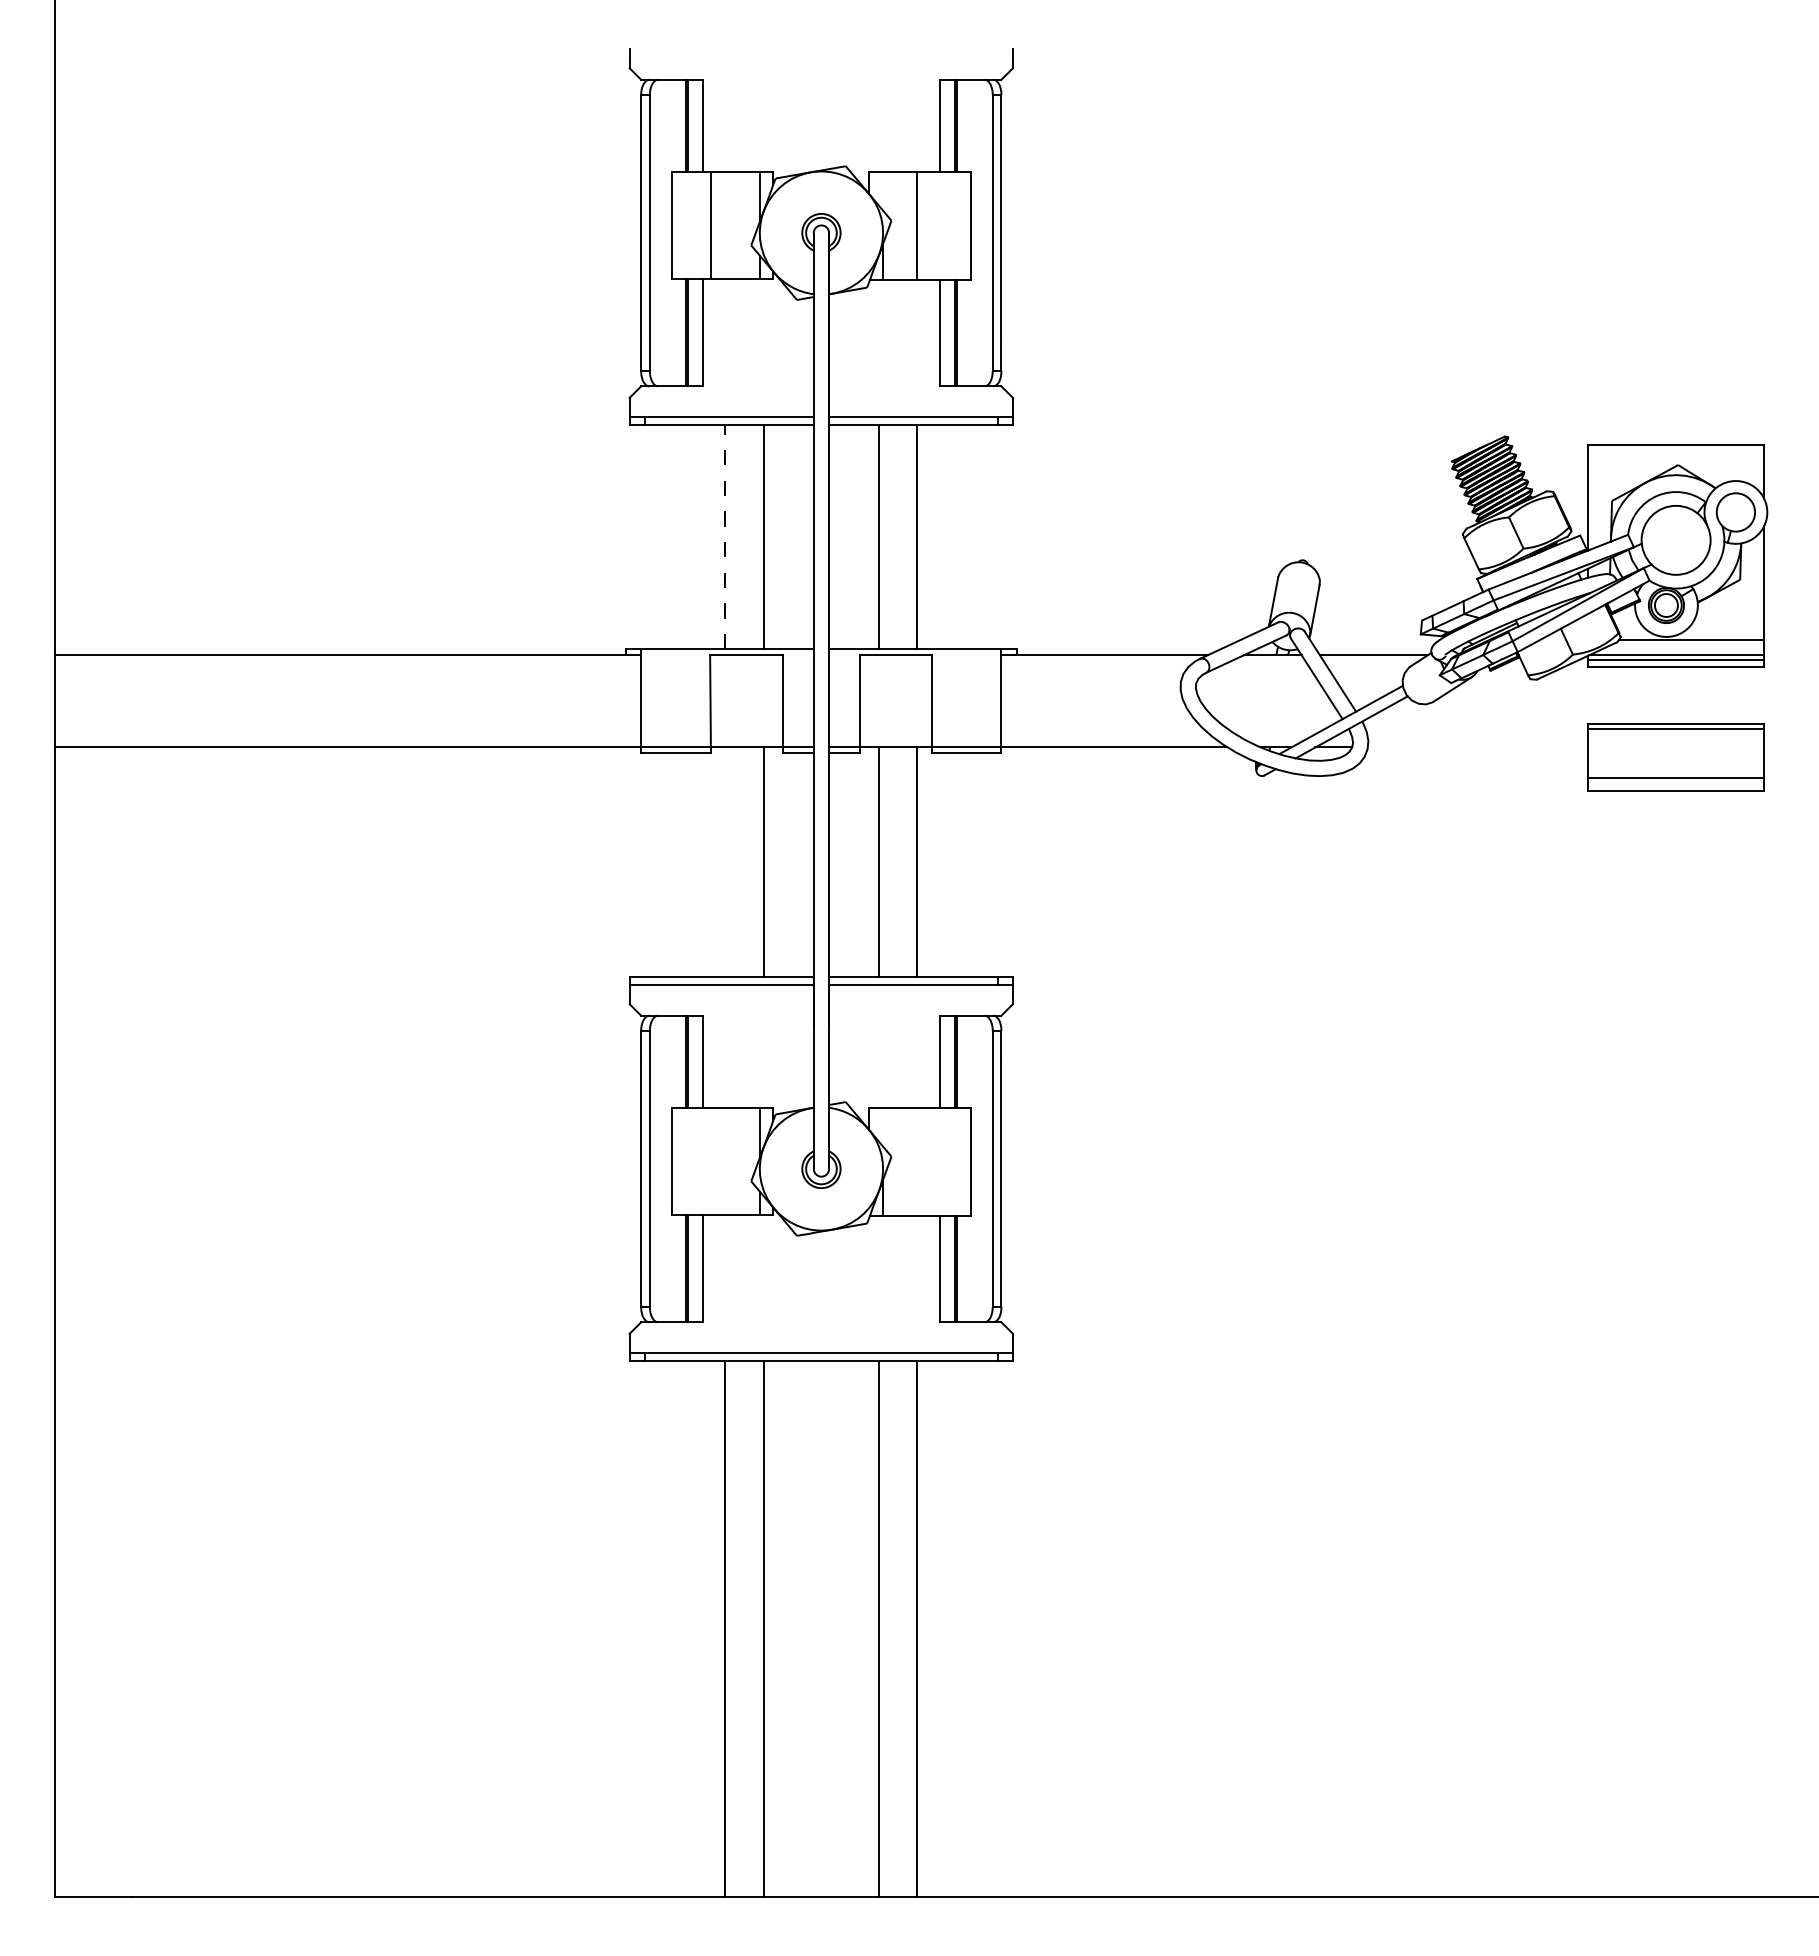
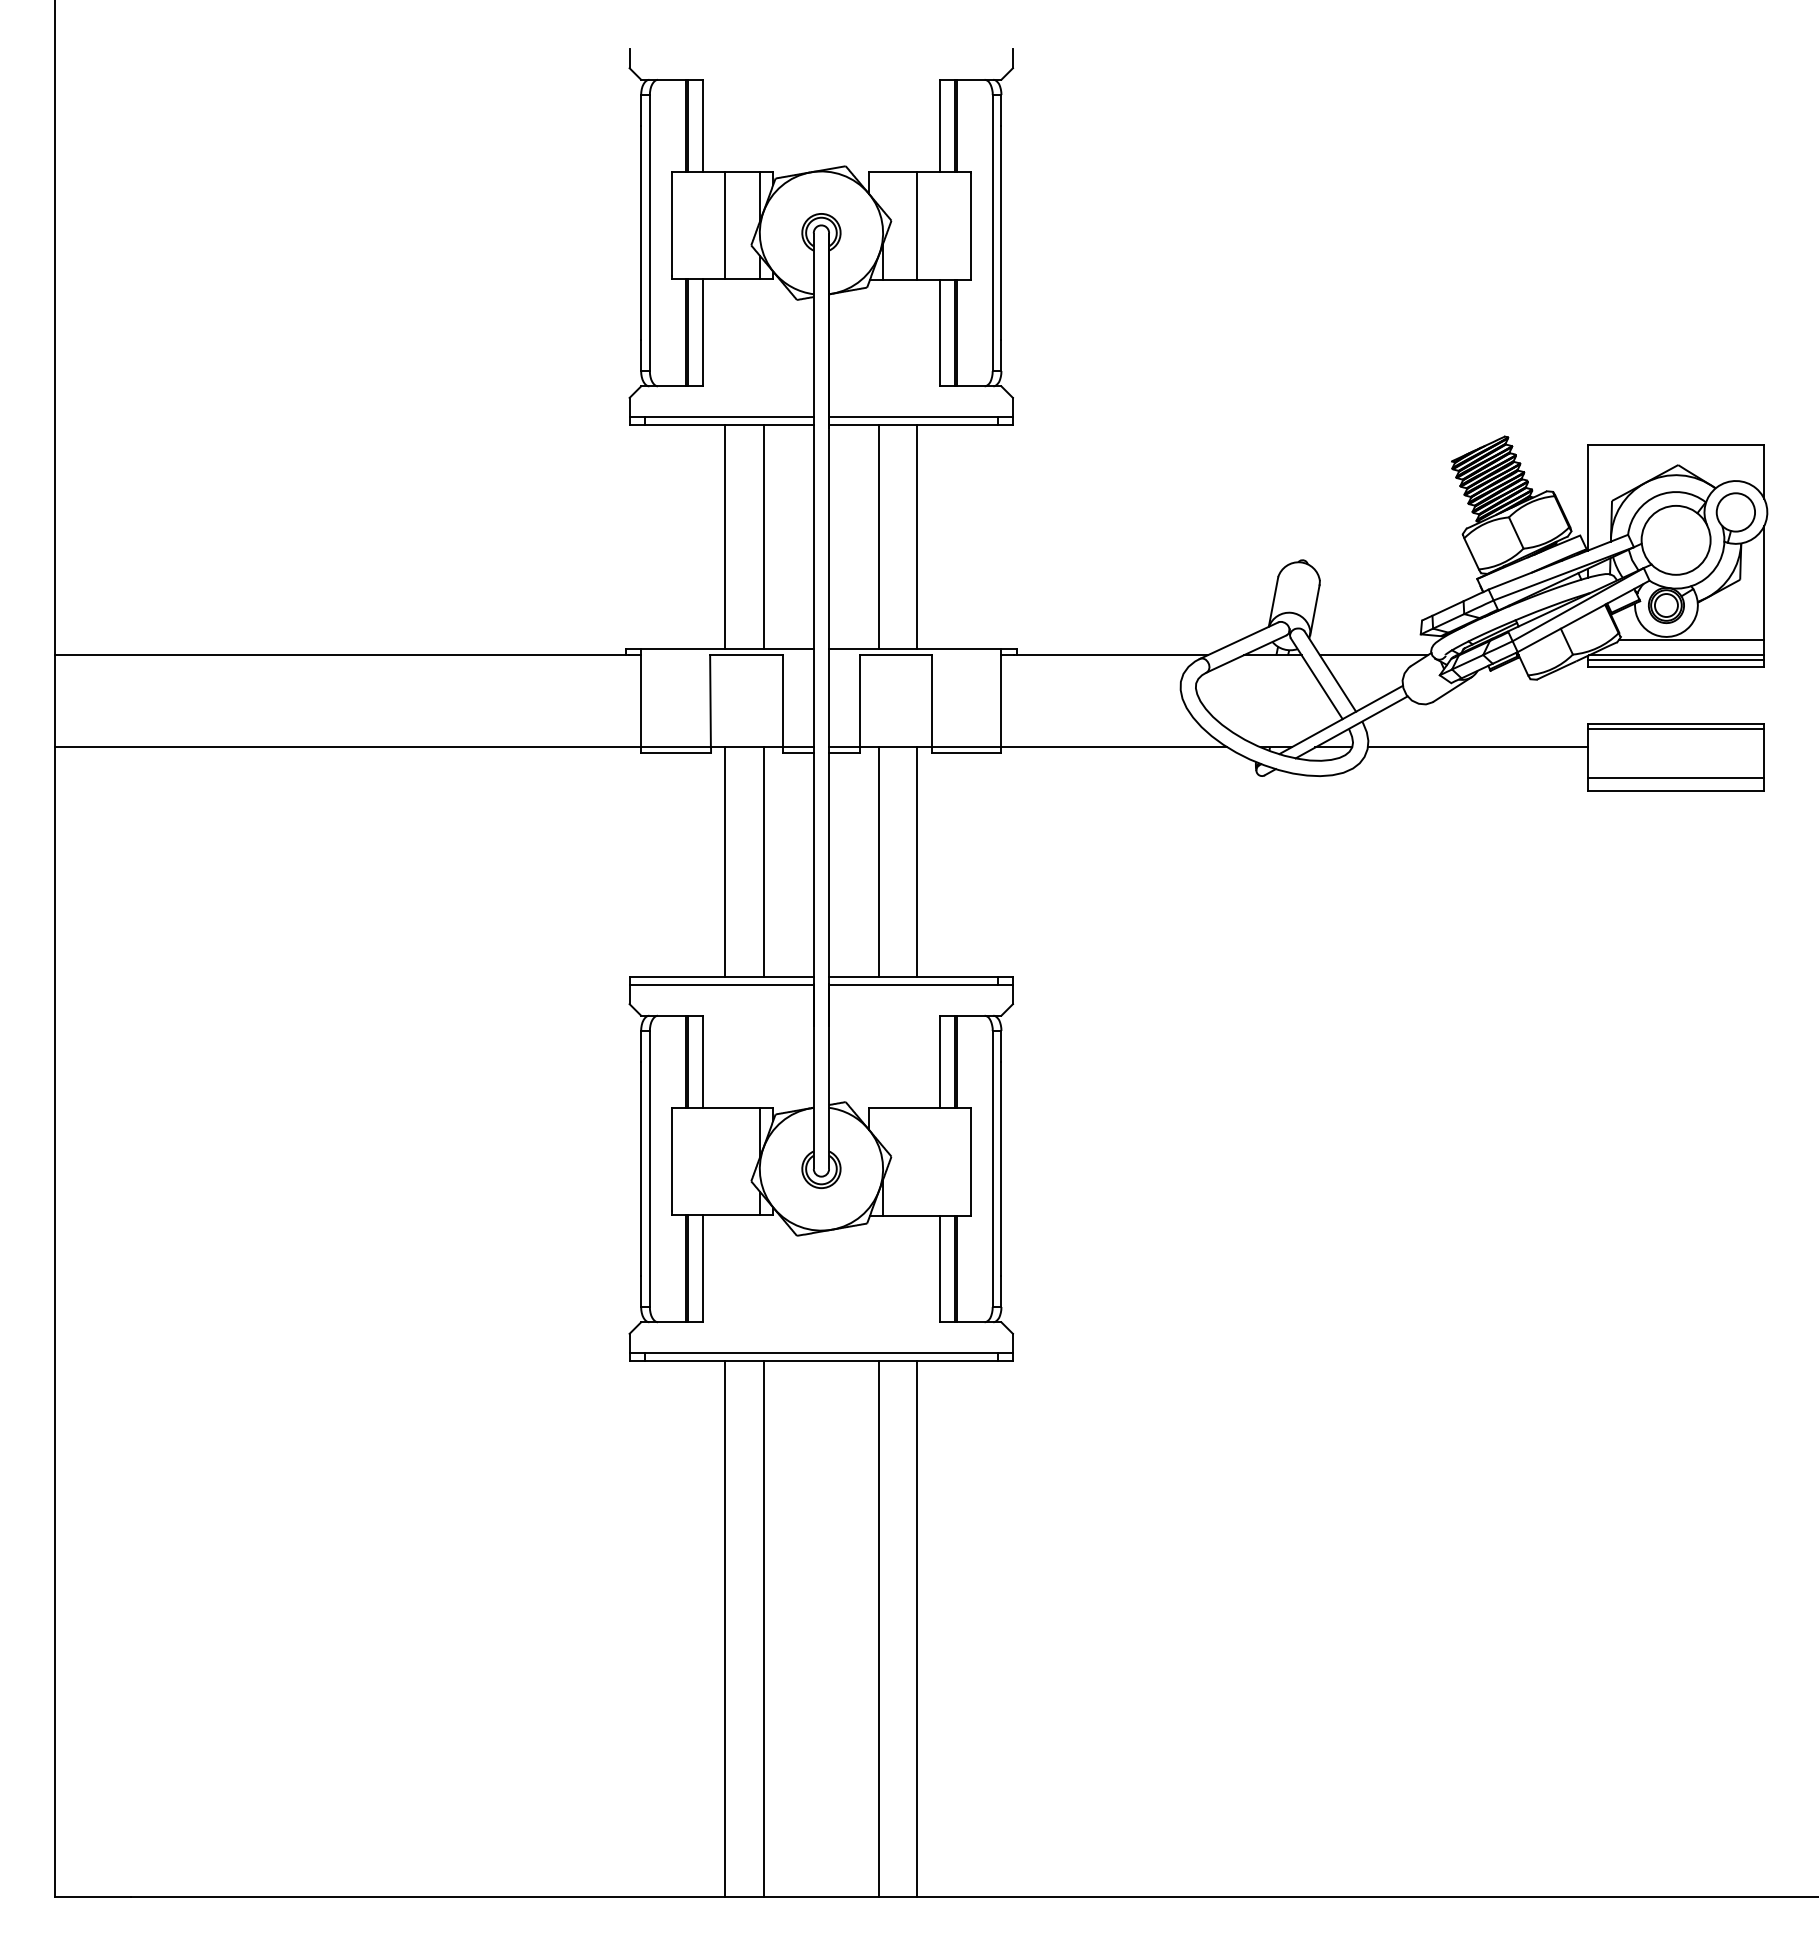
line position: (711, 225) -> (725, 225) (725, 225)
line: dashed -> solid (725, 536)
line: none -> present (1477, 747)
line: none -> present (725, 862)
